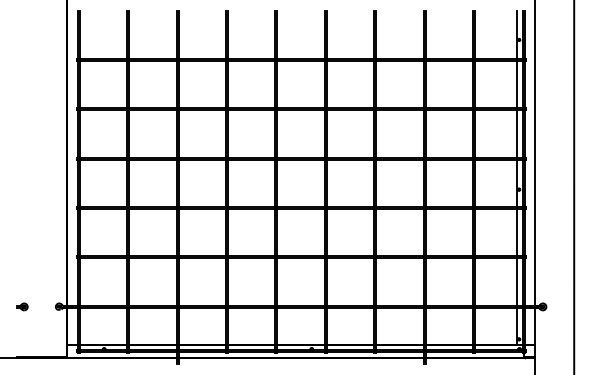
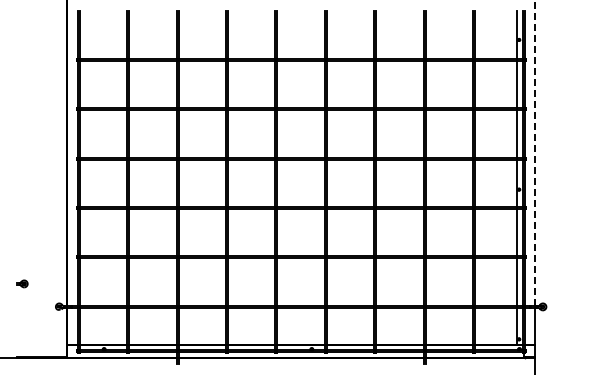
line: solid -> dashed (534, 153)
line: present -> none (574, 186)
part position: (22, 306) -> (22, 283) (22, 283)
